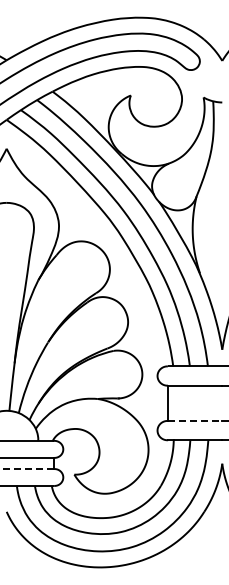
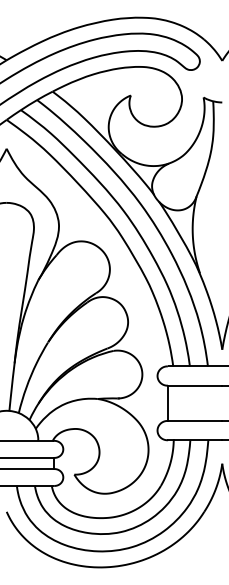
line: dashed -> solid (195, 420)
line: dashed -> solid (27, 469)
